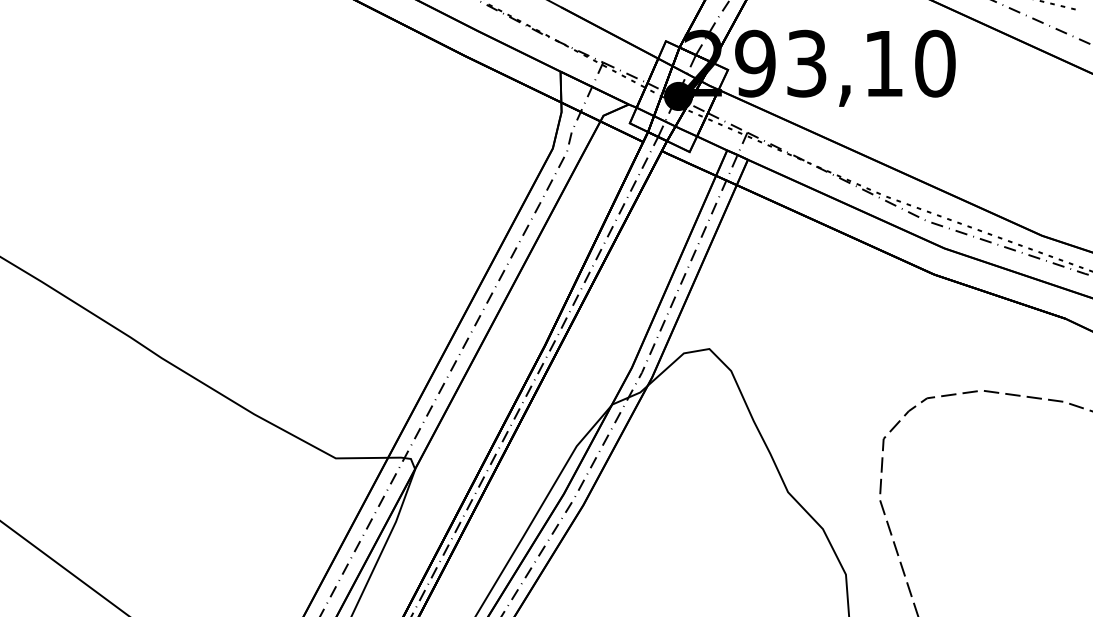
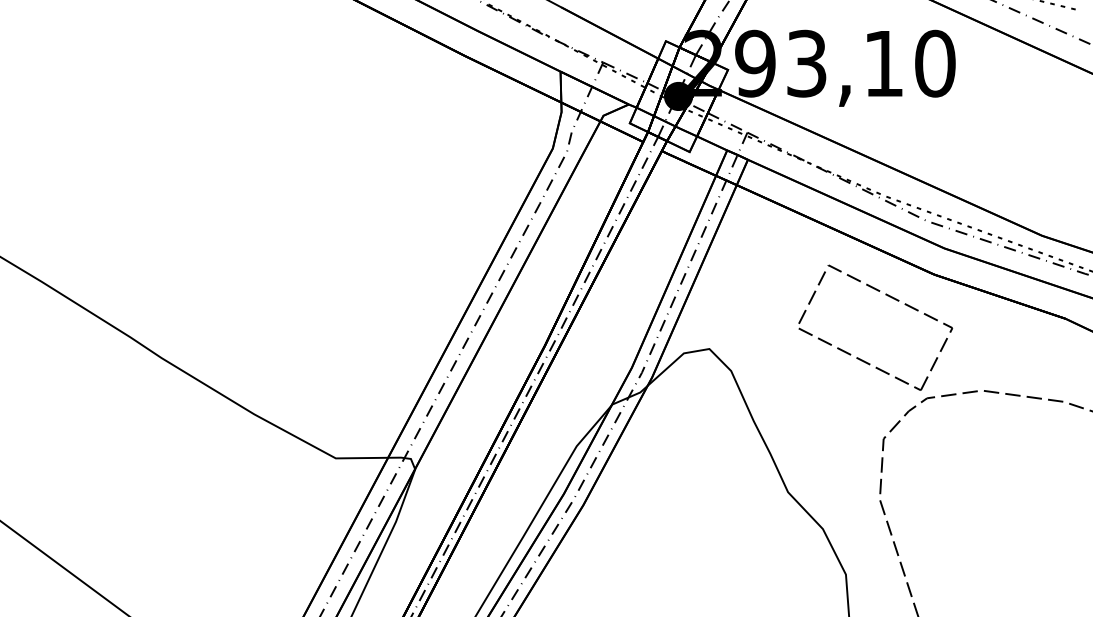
part: none -> present (889, 297)
